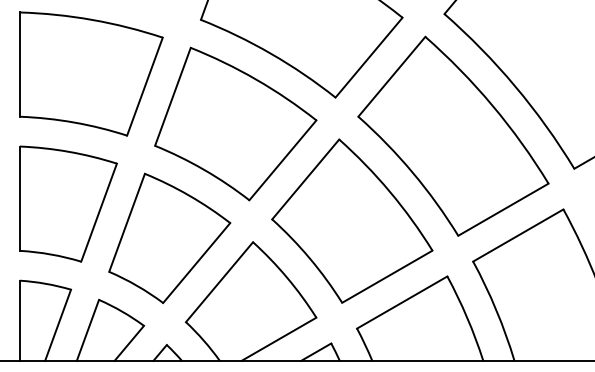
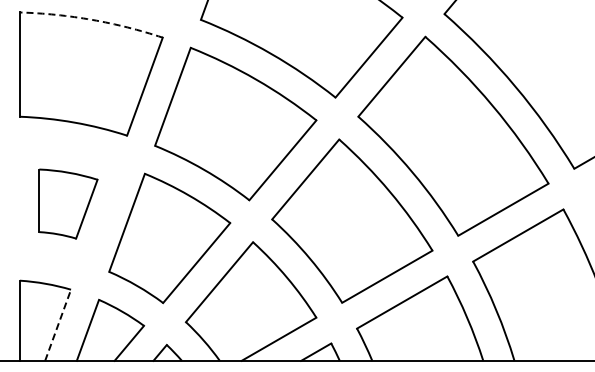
arc: solid -> dashed (92, 19)
part size: 99x118 px -> 61x72 px (68, 203)
line: solid -> dashed (58, 325)
